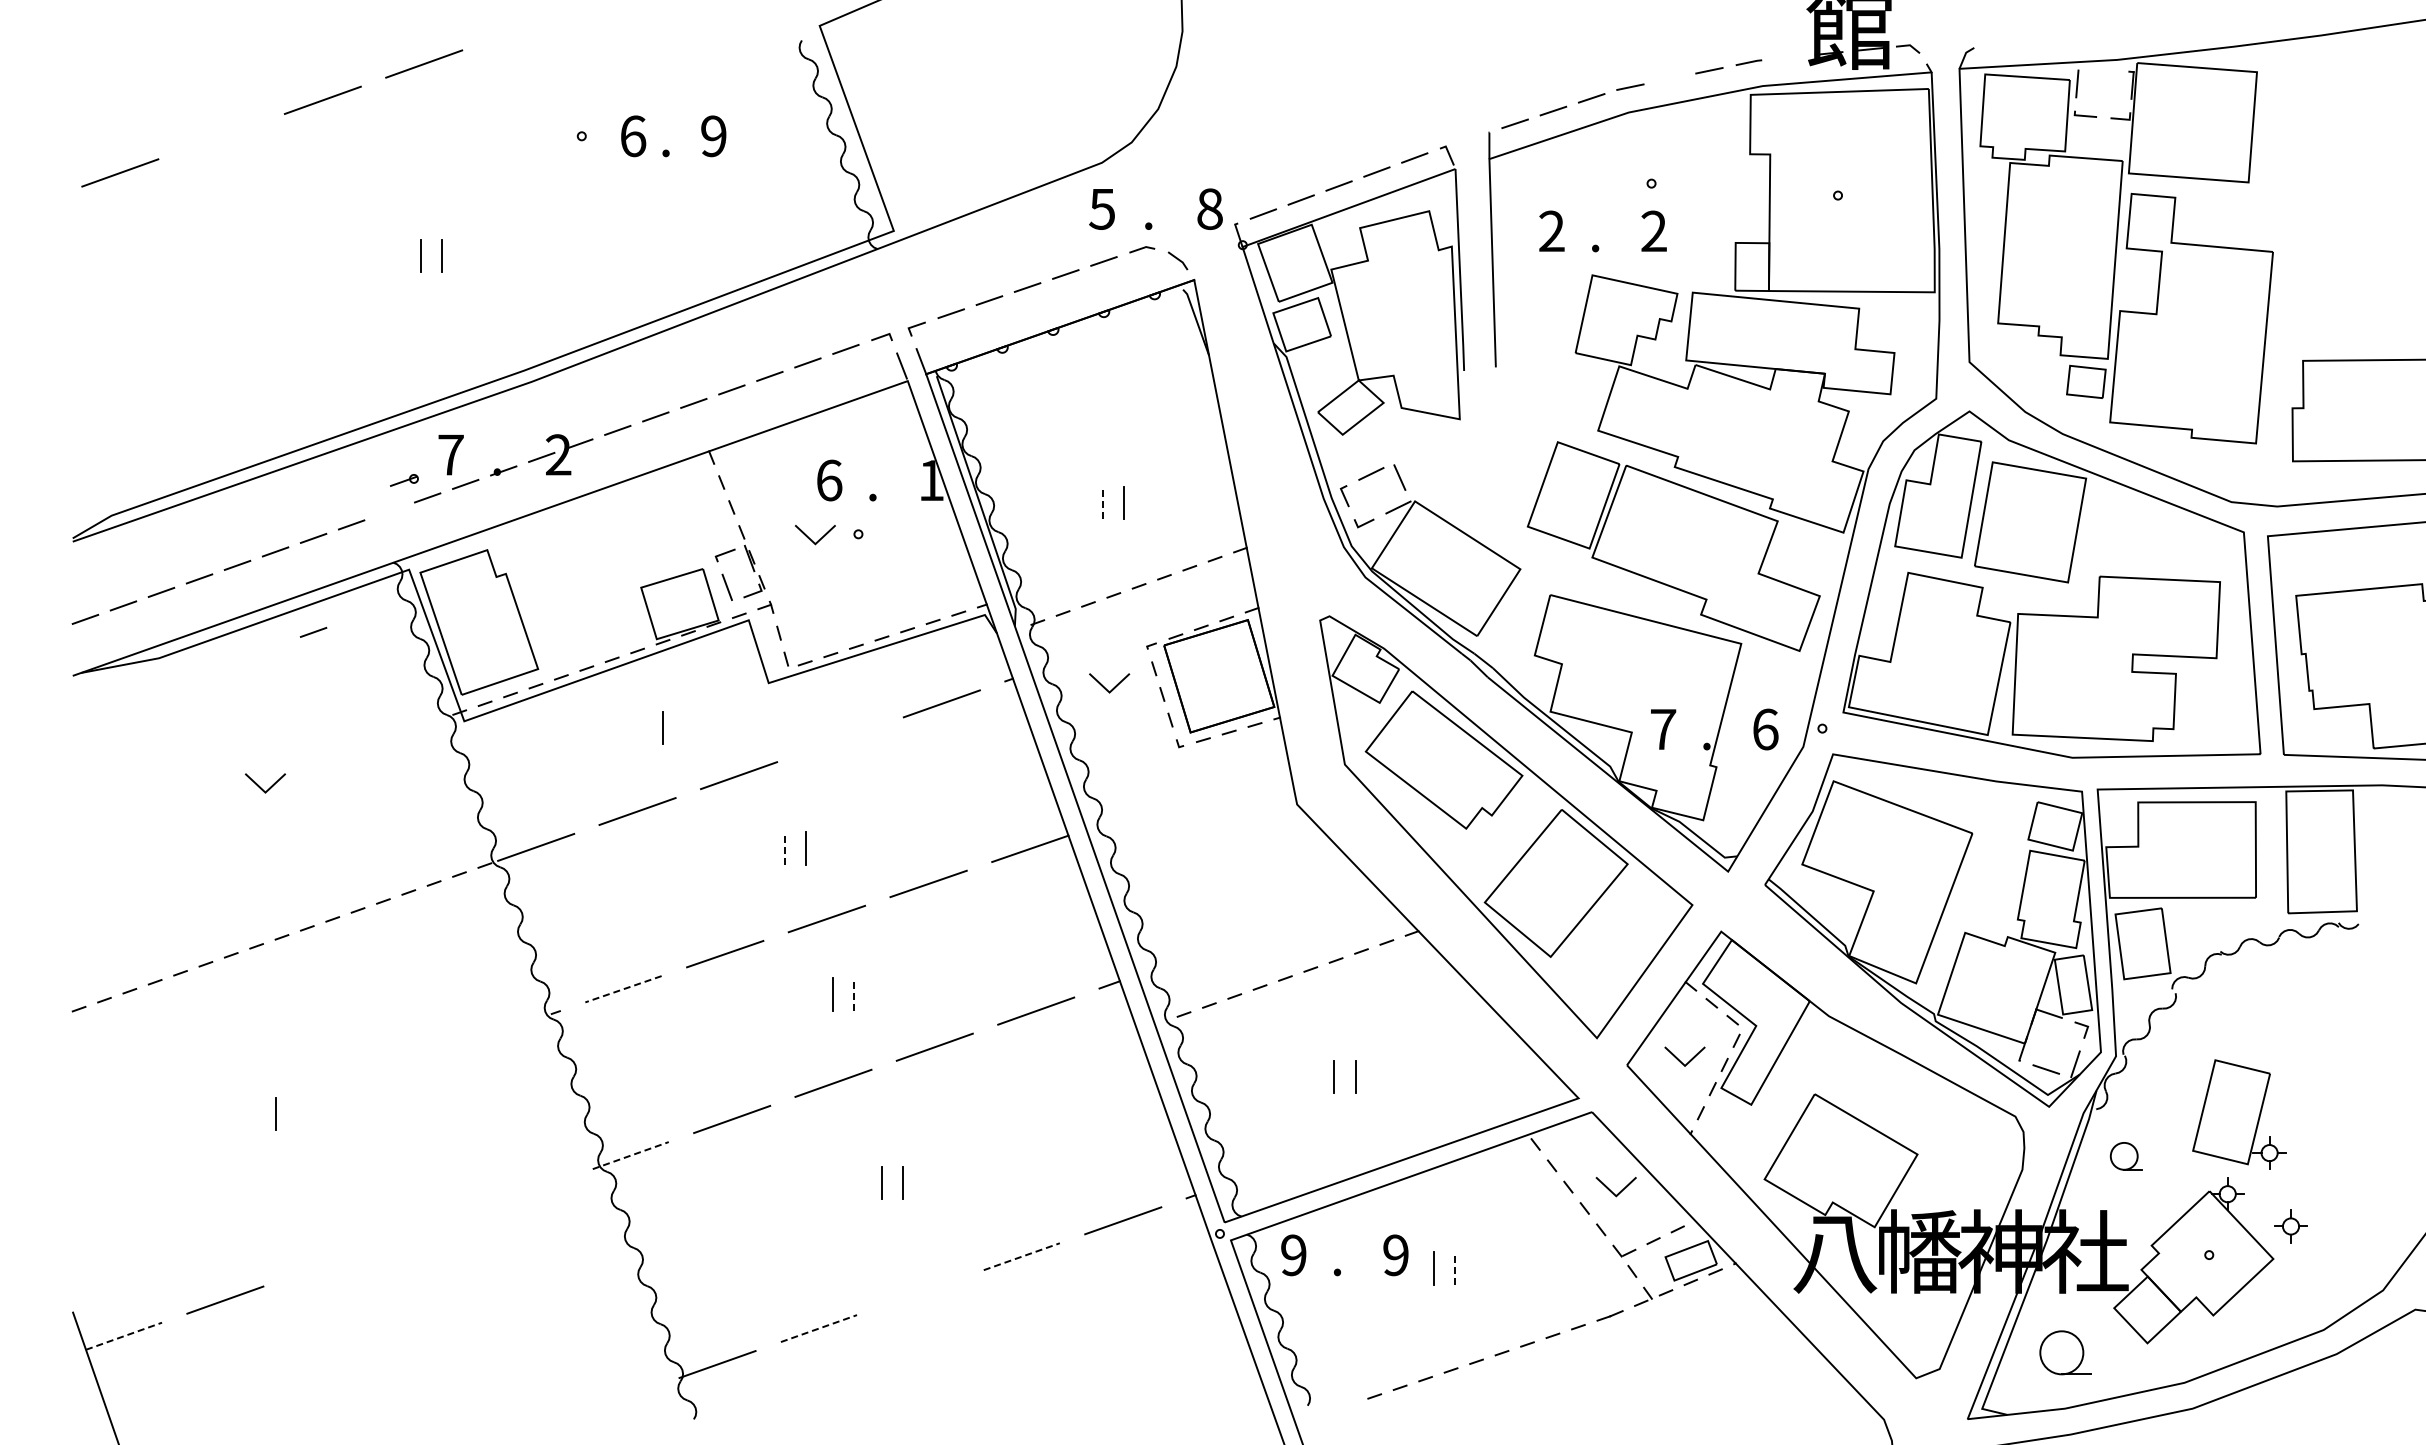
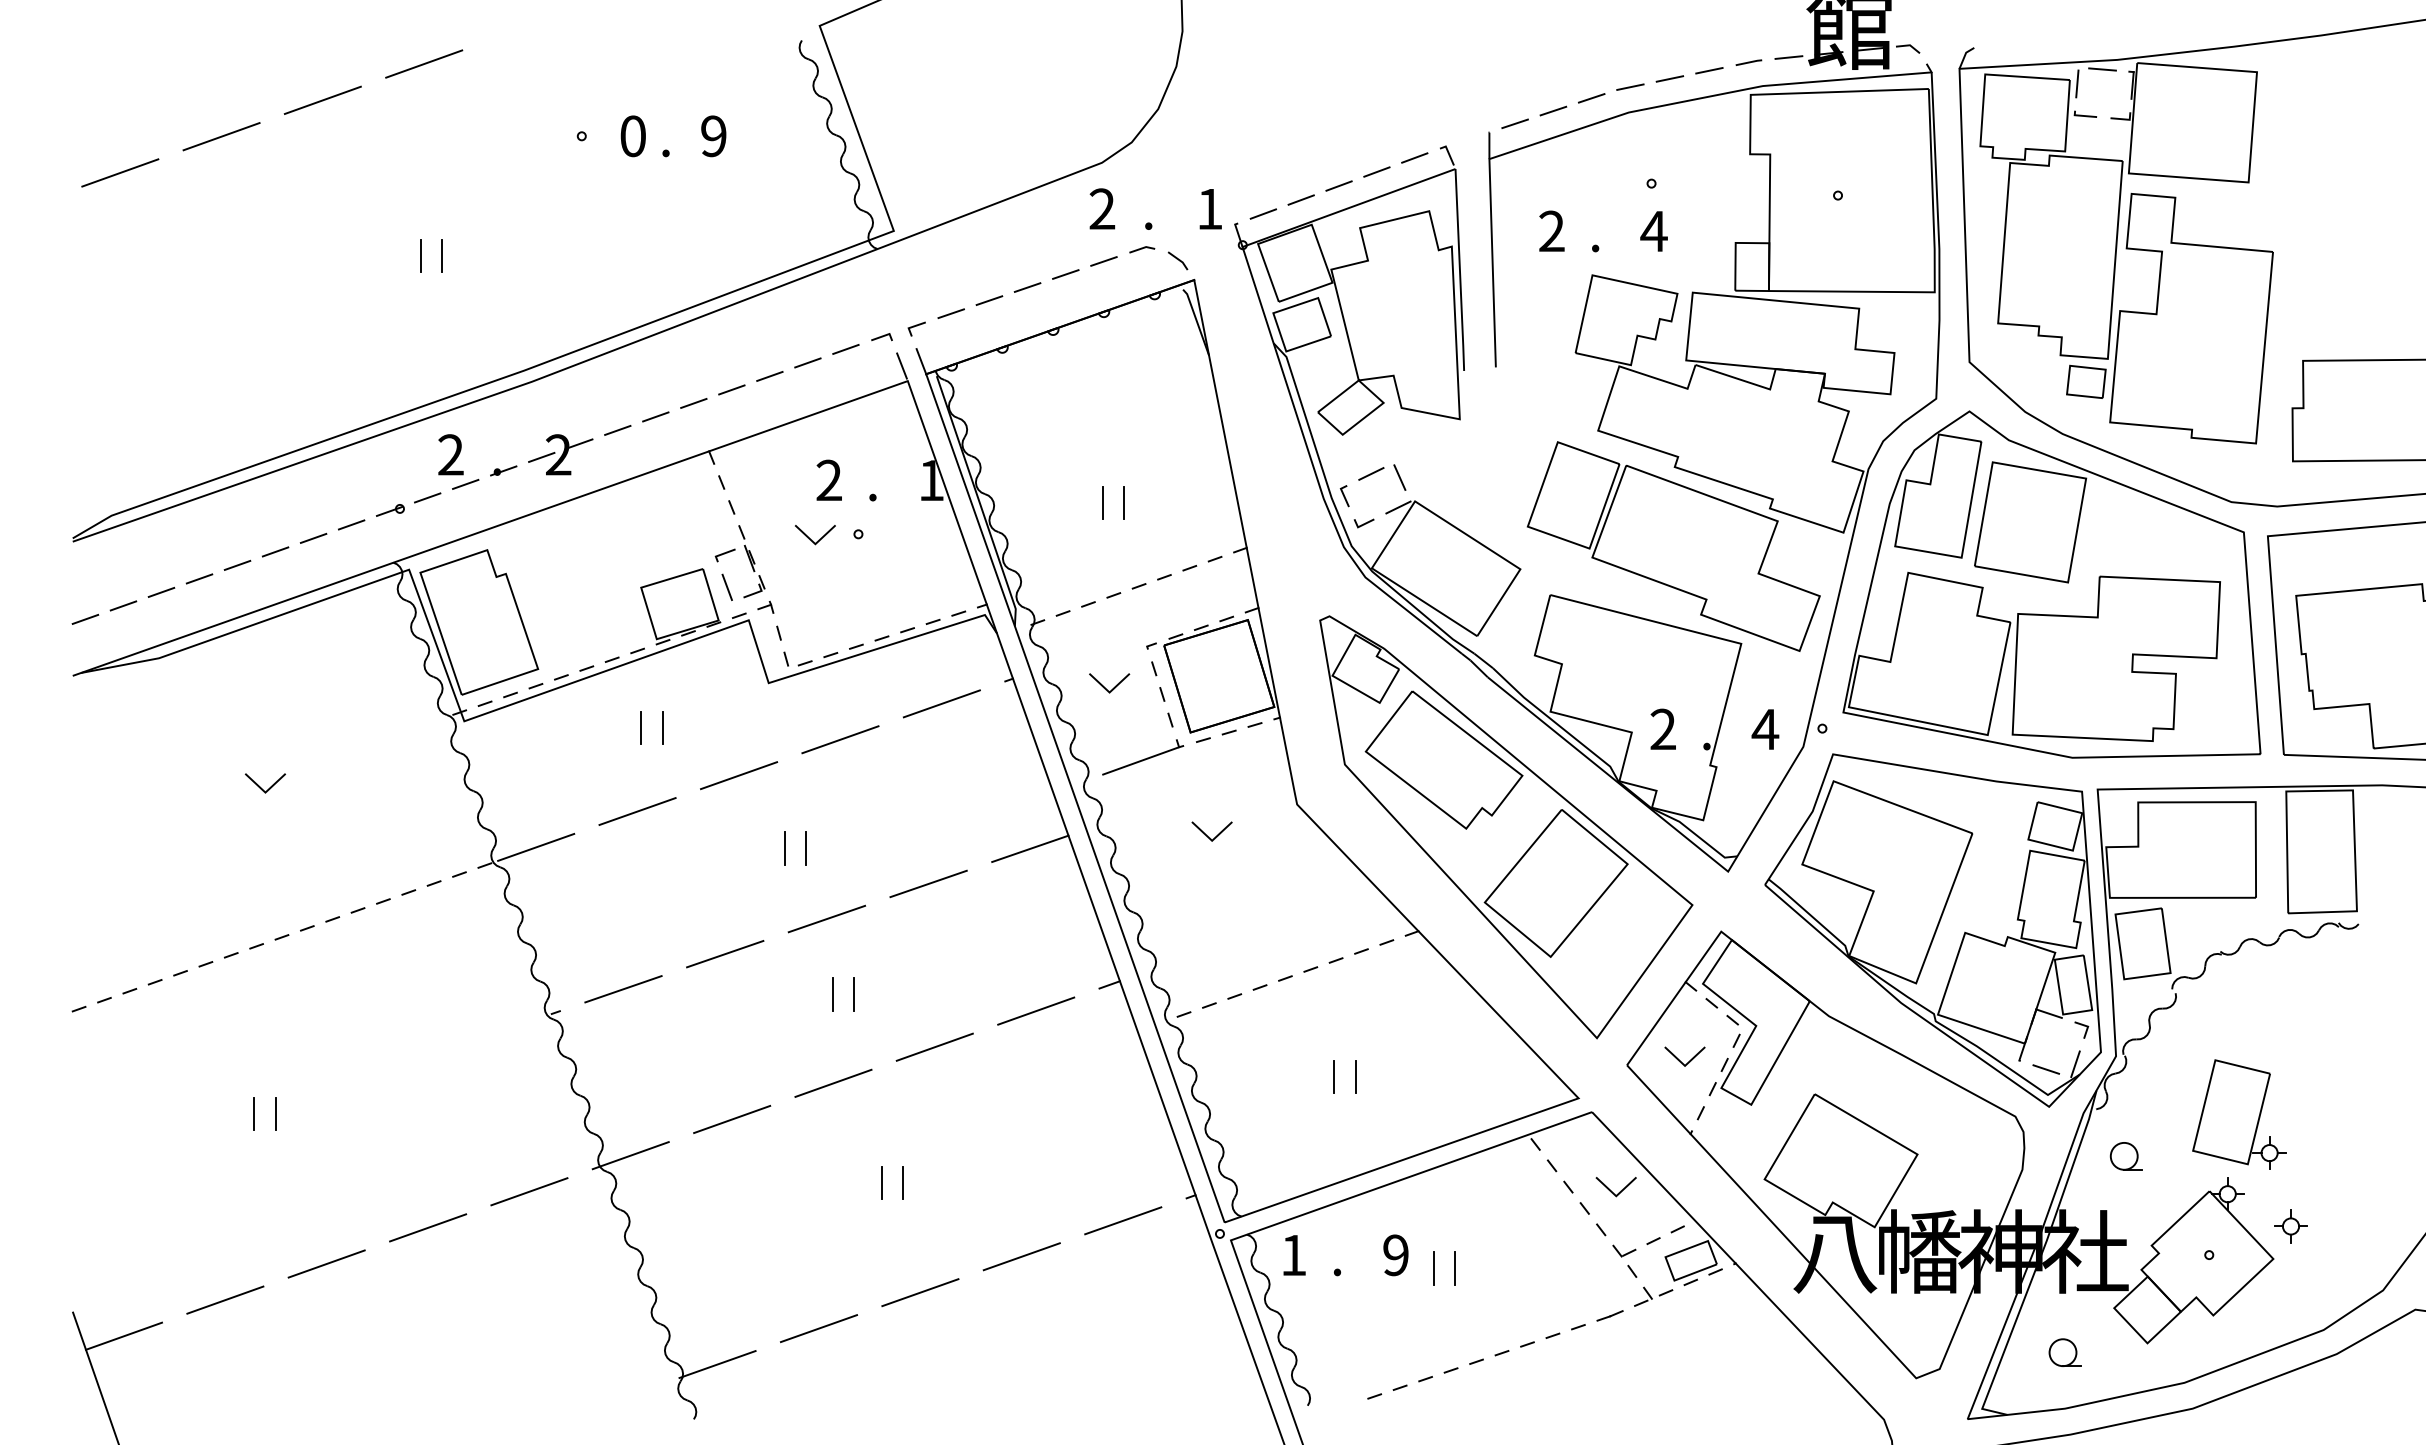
line: none -> present (1788, 57)
line: none -> present (2102, 69)
line: none -> present (1669, 78)
line: none -> present (221, 136)
text: 6 -> 0 (633, 136)
text: 5 -> 2 (1102, 208)
text: 8 -> 1 (1209, 208)
text: 2 -> 4 (1653, 230)
text: 7 -> 2 (450, 454)
part position: (404, 480) -> (390, 510) (390, 510)
text: 6 -> 2 (829, 480)
line: dashed -> solid (1102, 502)
line: present -> none (313, 631)
line: none -> present (641, 727)
text: 7 -> 2 (1663, 728)
text: 6 -> 4 (1765, 729)
line: none -> present (840, 739)
line: none -> present (1141, 760)
line: none -> present (1207, 835)
line: dashed -> solid (784, 848)
line: dashed -> solid (623, 989)
line: dashed -> solid (854, 994)
line: none -> present (254, 1113)
line: dashed -> solid (631, 1155)
line: none -> present (529, 1191)
line: none -> present (428, 1227)
text: 9 -> 1 (1293, 1255)
line: dashed -> solid (1022, 1256)
line: none -> present (326, 1263)
line: dashed -> solid (1455, 1267)
line: none -> present (920, 1292)
line: dashed -> solid (819, 1328)
line: dashed -> solid (124, 1336)
part size: 53x46 px -> 34x29 px (2064, 1352)
